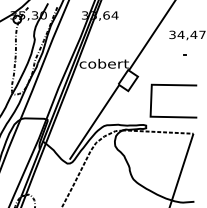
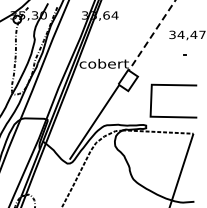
line: solid -> dashed (152, 35)
